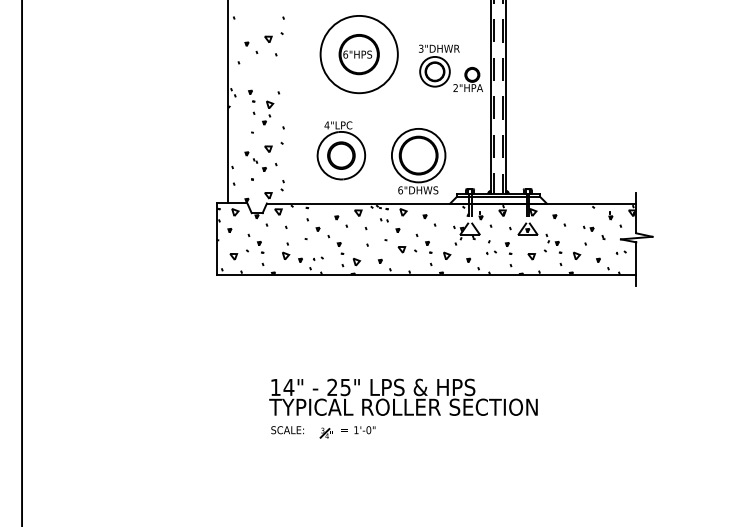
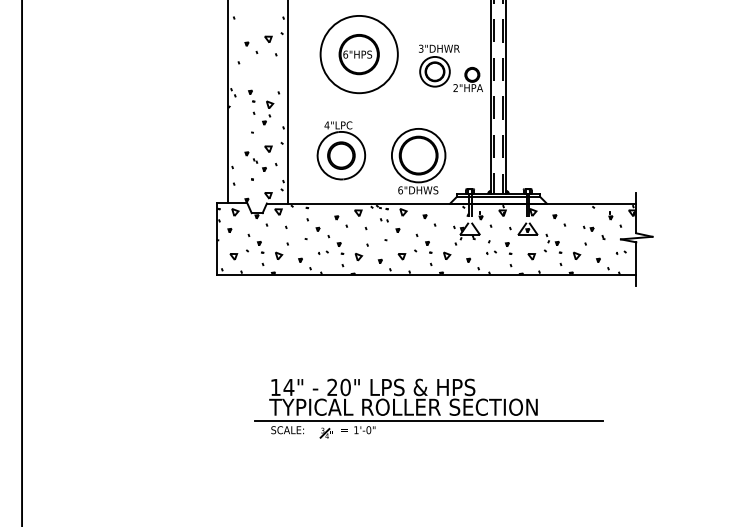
line: none -> present (287, 102)
line position: (401, 249) -> (401, 256) (401, 256)
line position: (286, 254) -> (279, 254) (279, 254)
part position: (318, 258) -> (323, 252) (323, 252)
line position: (355, 262) -> (357, 257) (357, 257)
text: 25" -> 20" (345, 387)
line: none -> present (428, 421)
